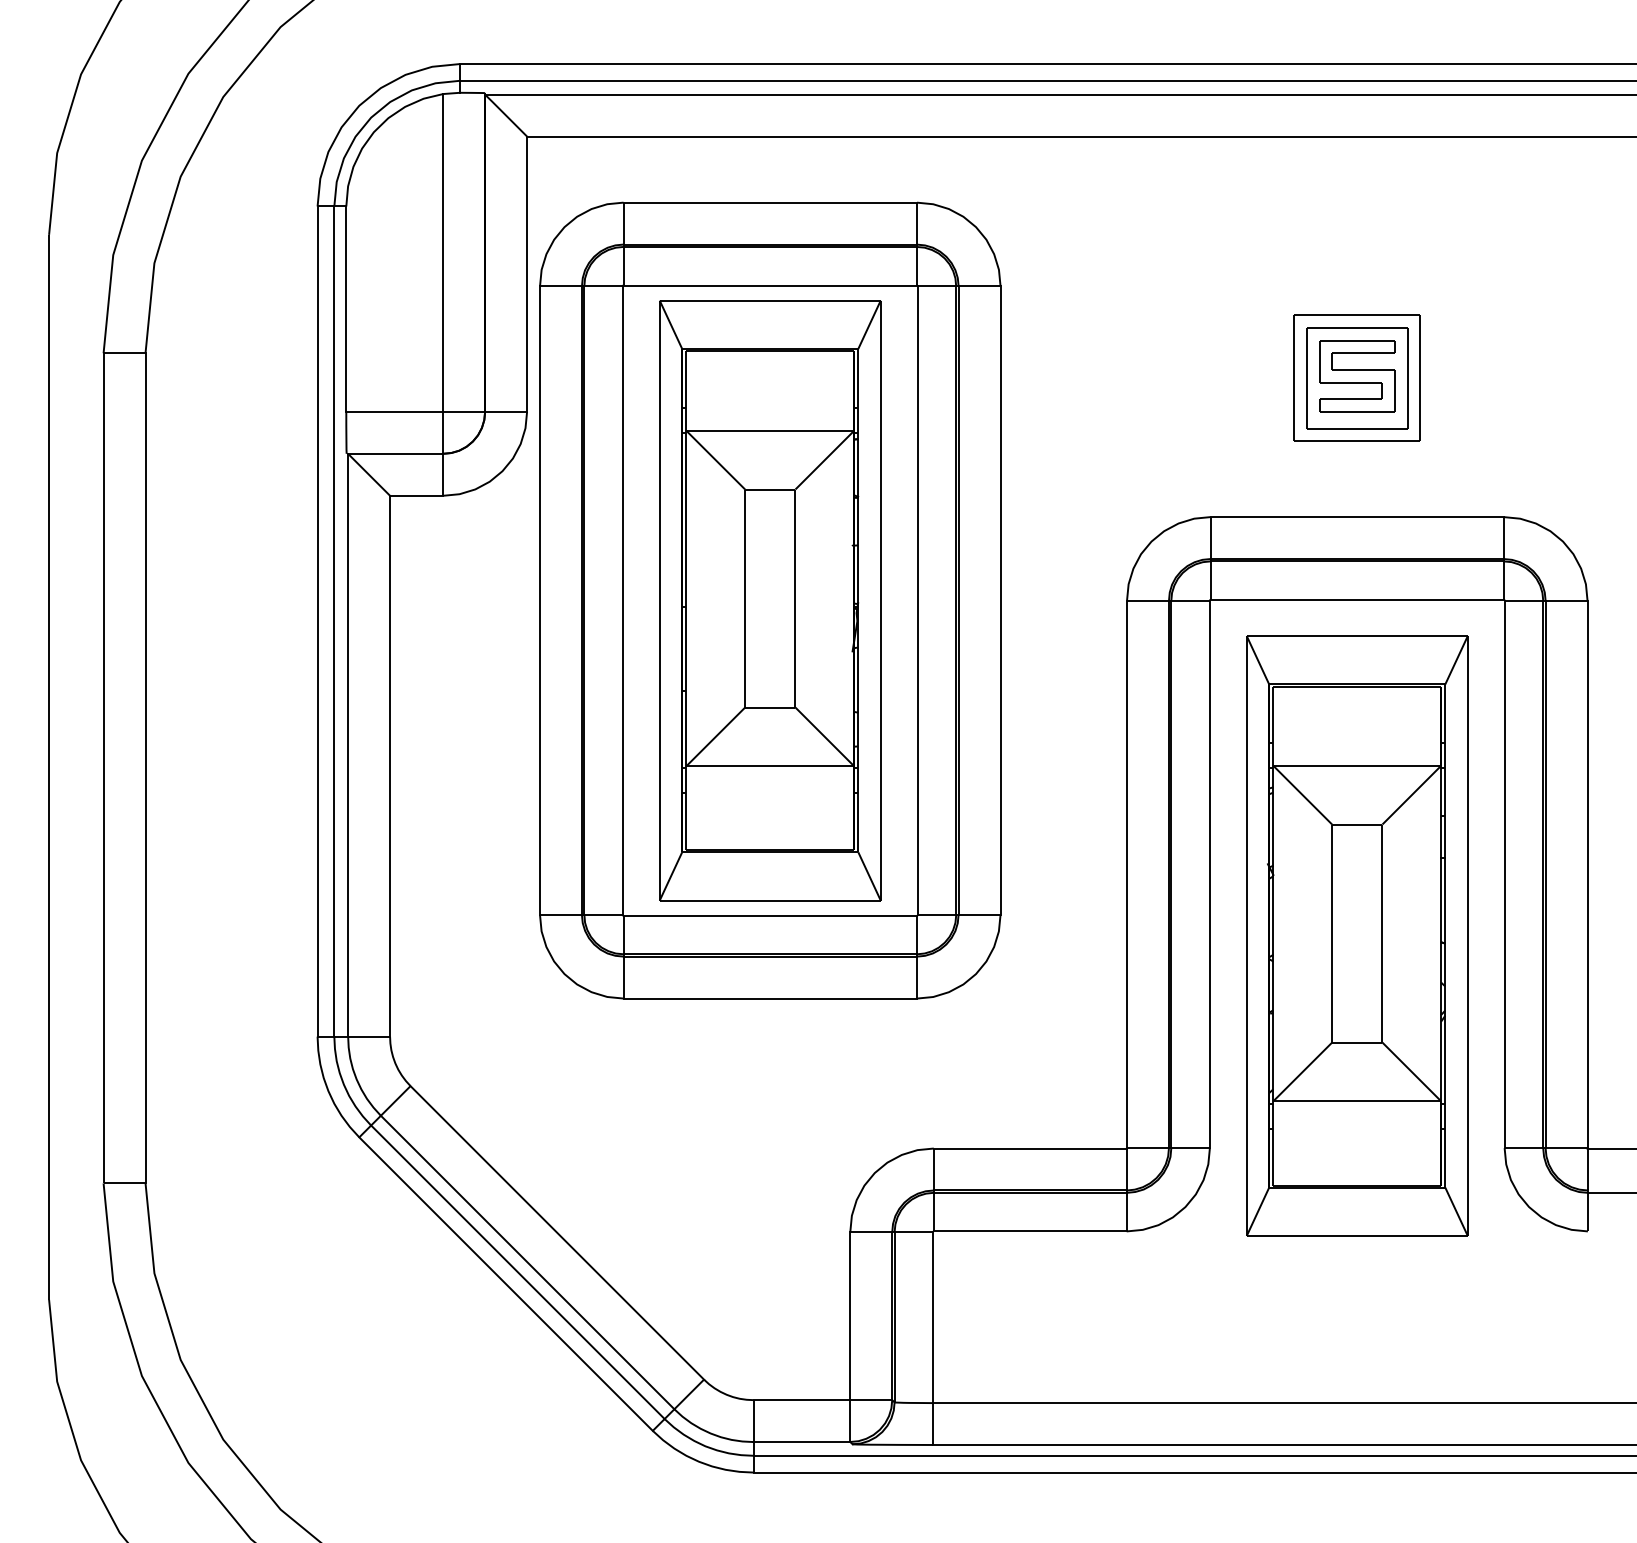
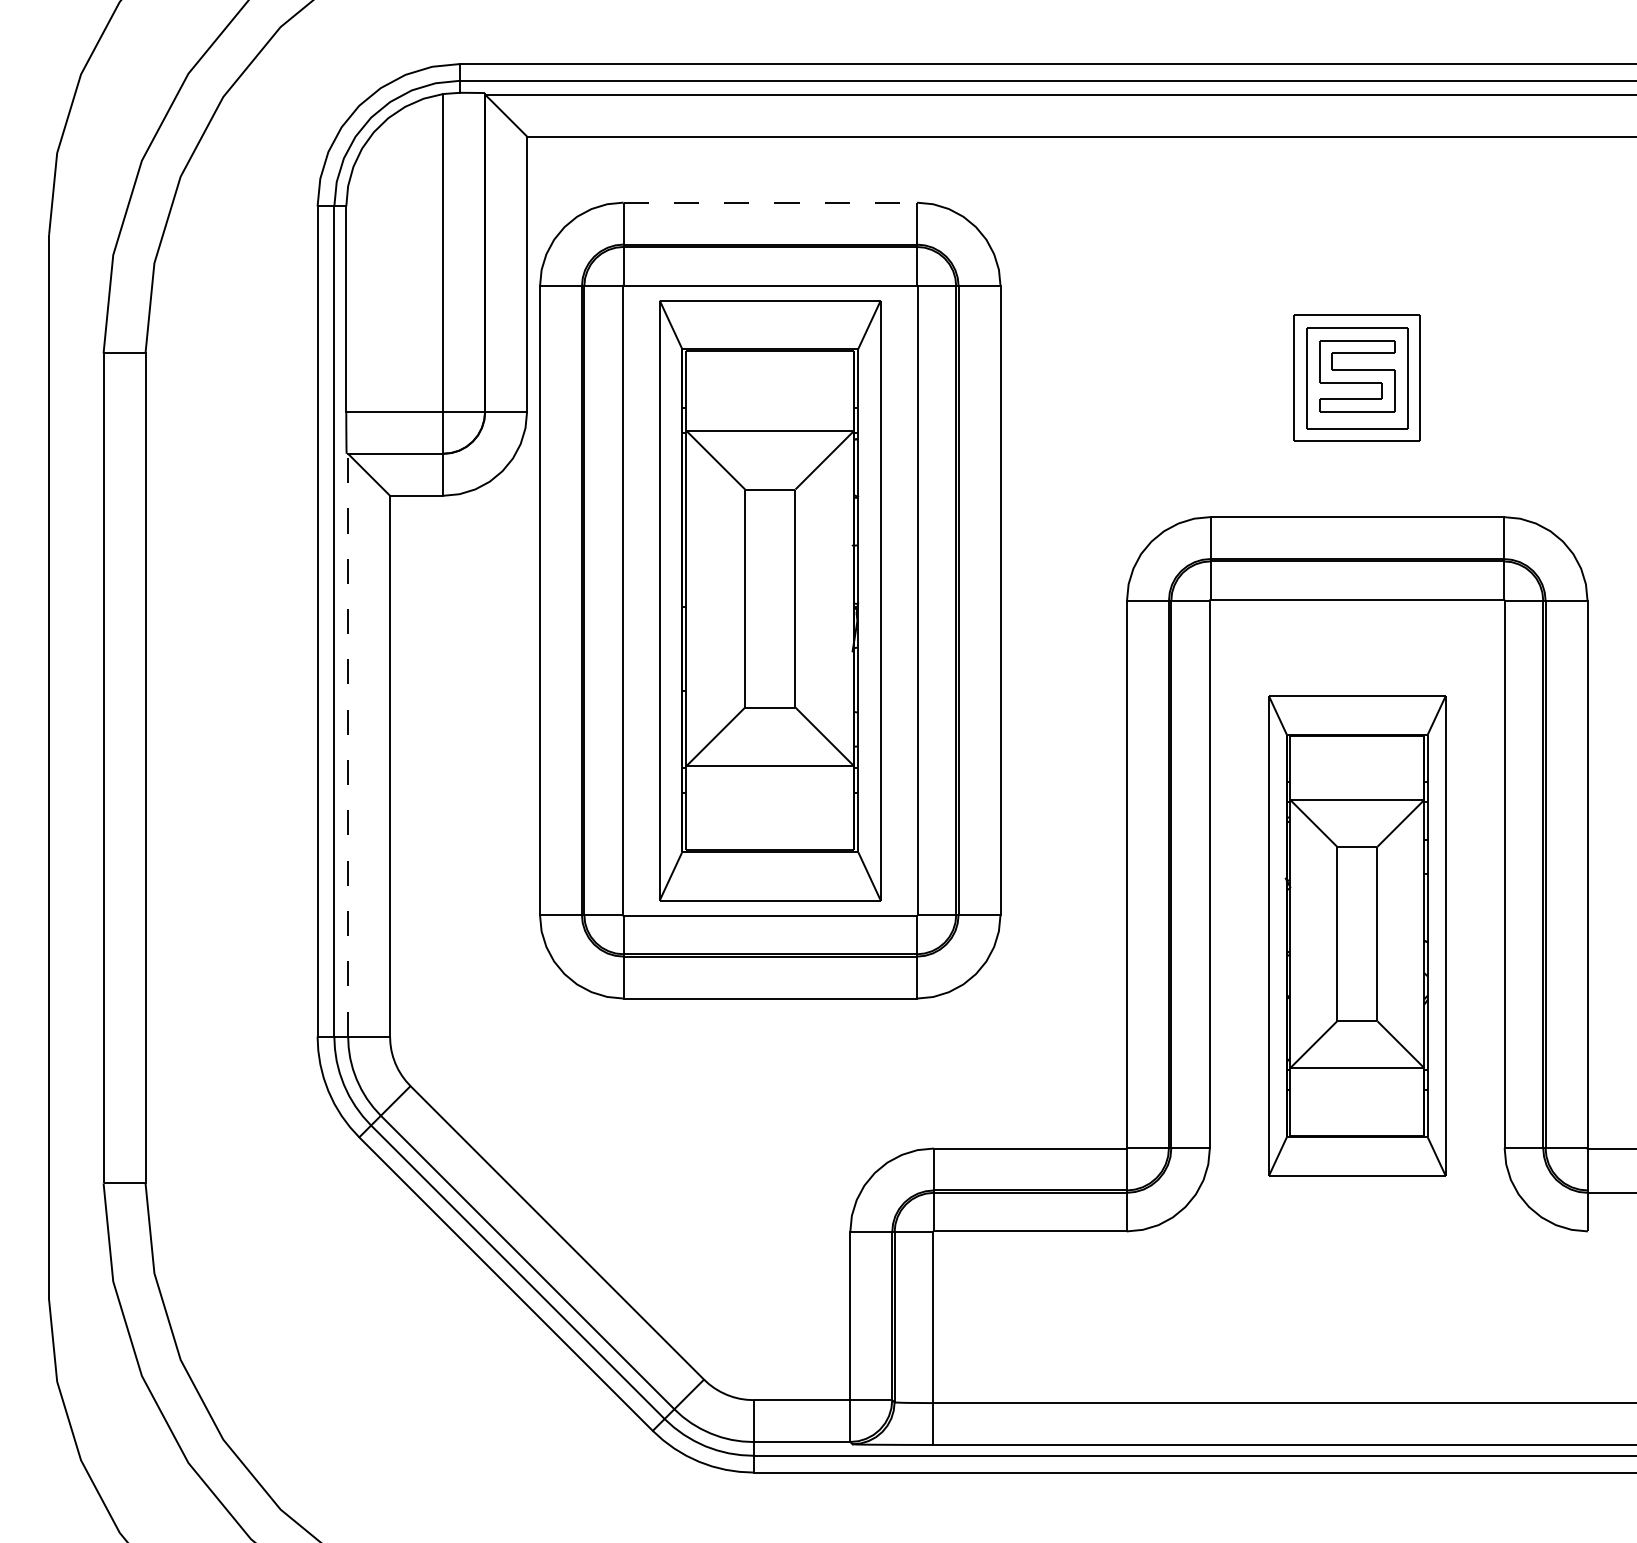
line: solid -> dashed (770, 202)
line: solid -> dashed (348, 744)
part size: 223x602 px -> 179x482 px (1357, 935)
